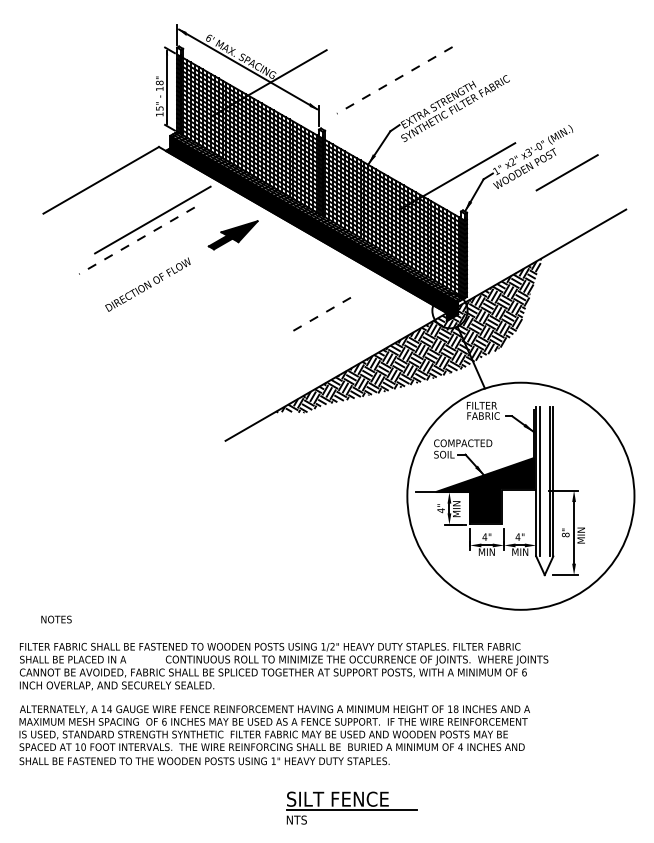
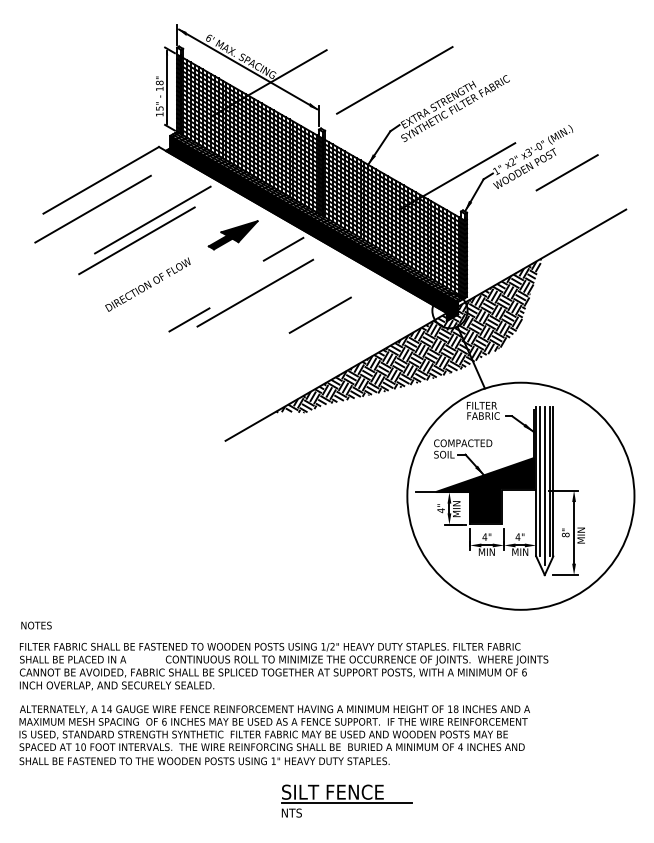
line: dashed -> solid (394, 80)
line: none -> present (92, 208)
line: dashed -> solid (136, 240)
line: none -> present (283, 248)
line: none -> present (255, 292)
line: dashed -> solid (319, 315)
line: none -> present (189, 319)
line: none -> present (544, 485)
text position: (56, 619) -> (36, 625) (36, 625)
part position: (351, 807) -> (346, 800) (346, 800)
